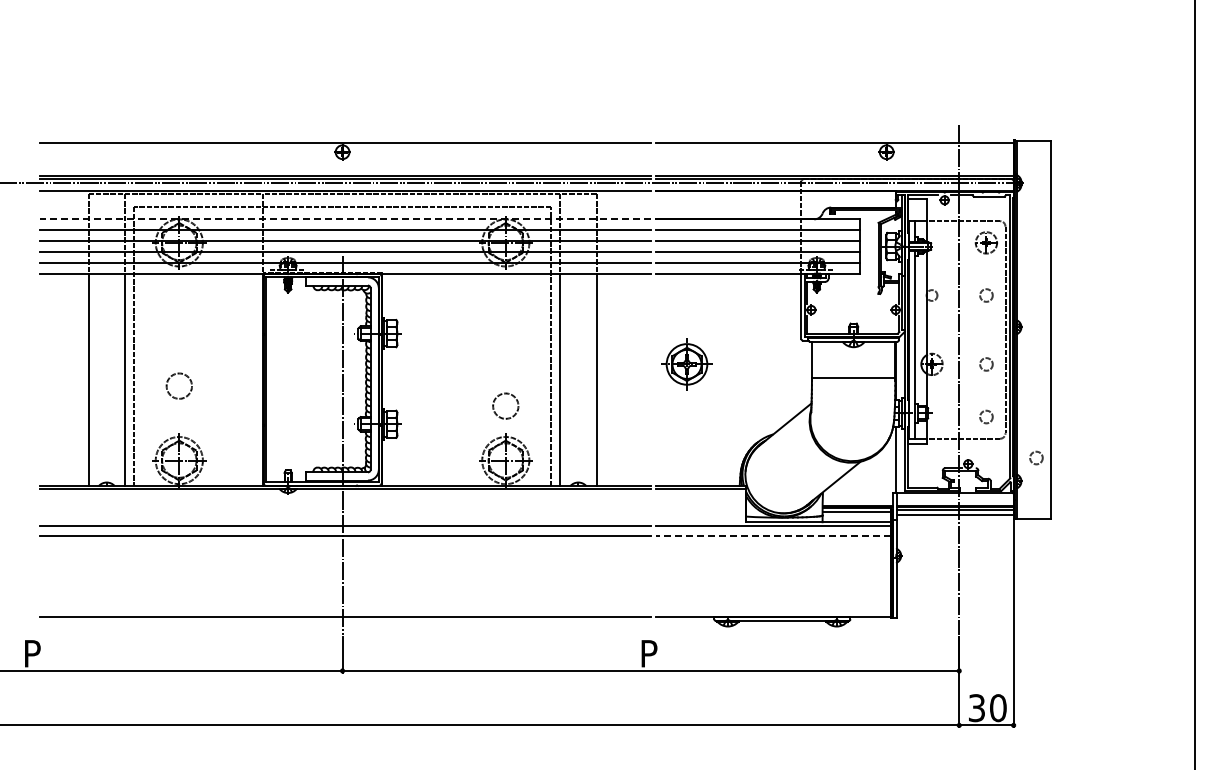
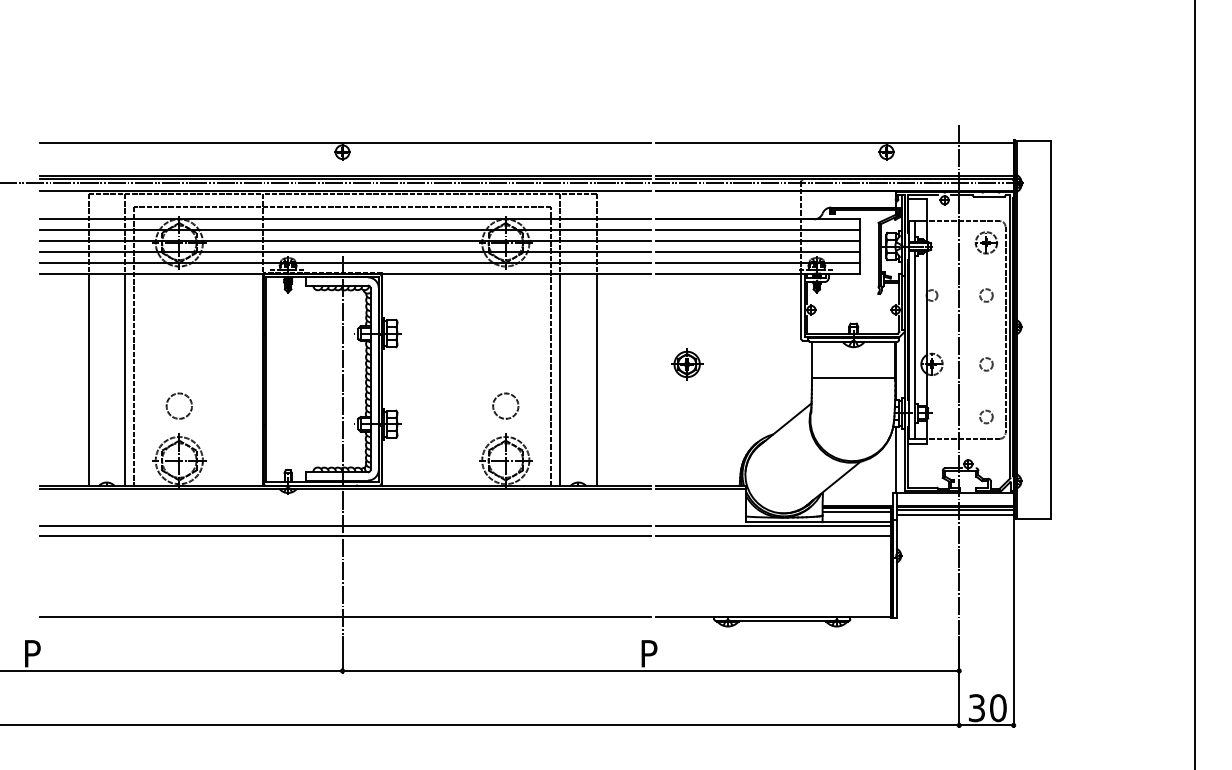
line: dashed -> solid (345, 219)
part size: 52x53 px -> 33x33 px (687, 364)
circle position: (178, 385) -> (178, 405) (178, 405)
circle: present -> none (1036, 457)
line: dashed -> solid (773, 535)
